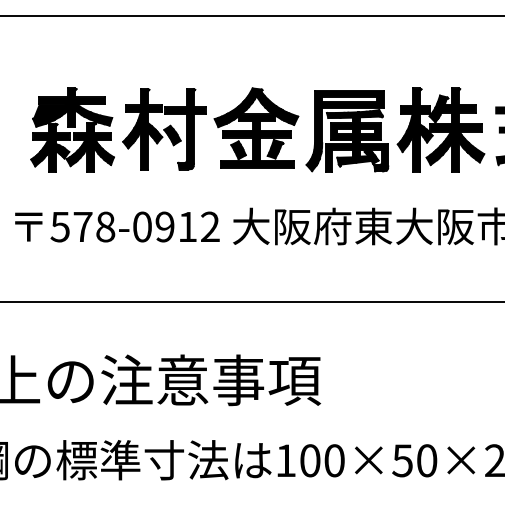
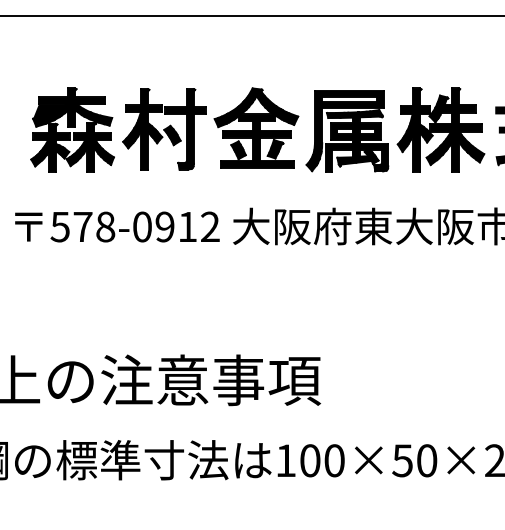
line: present -> none (251, 301)
